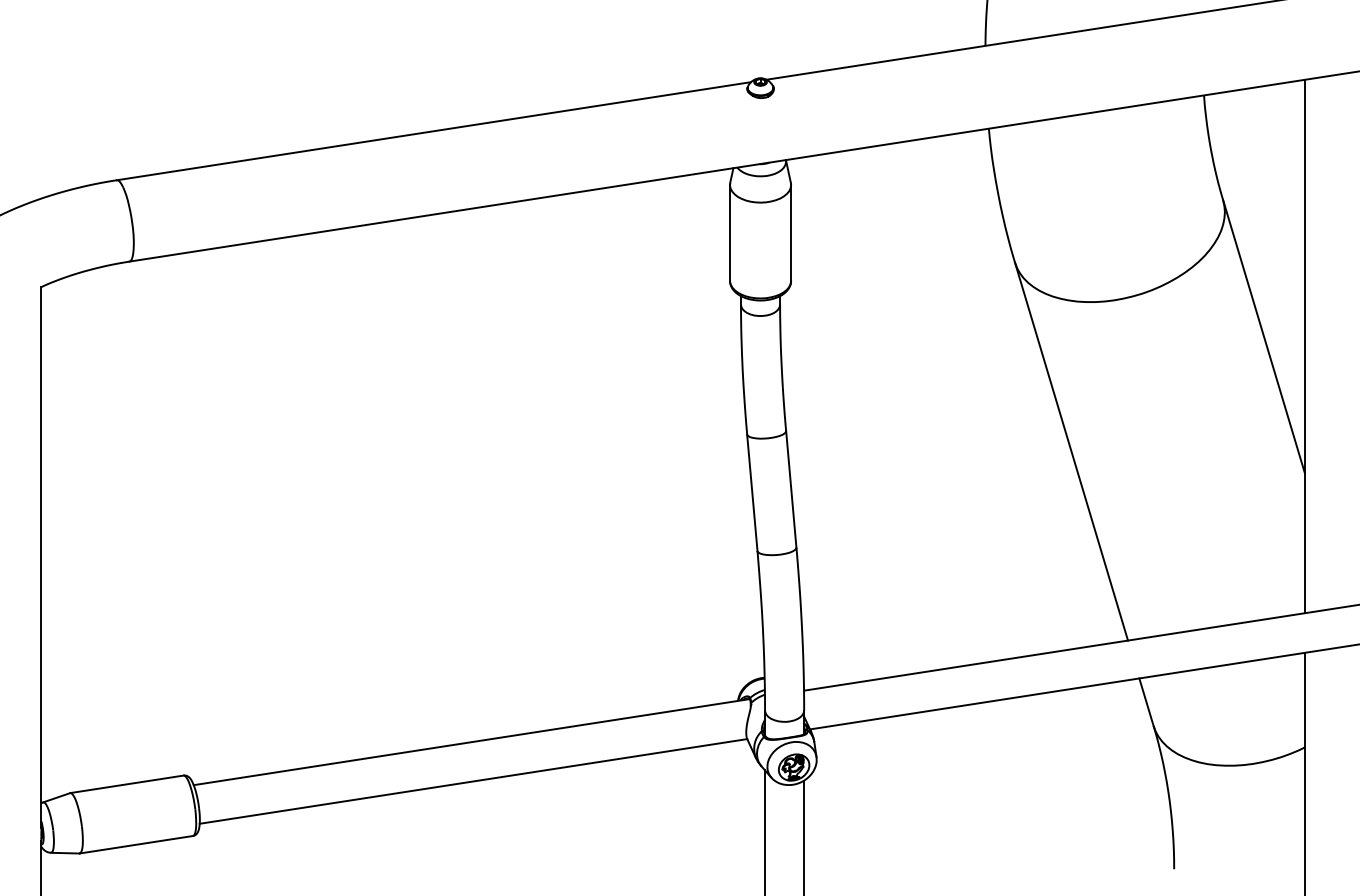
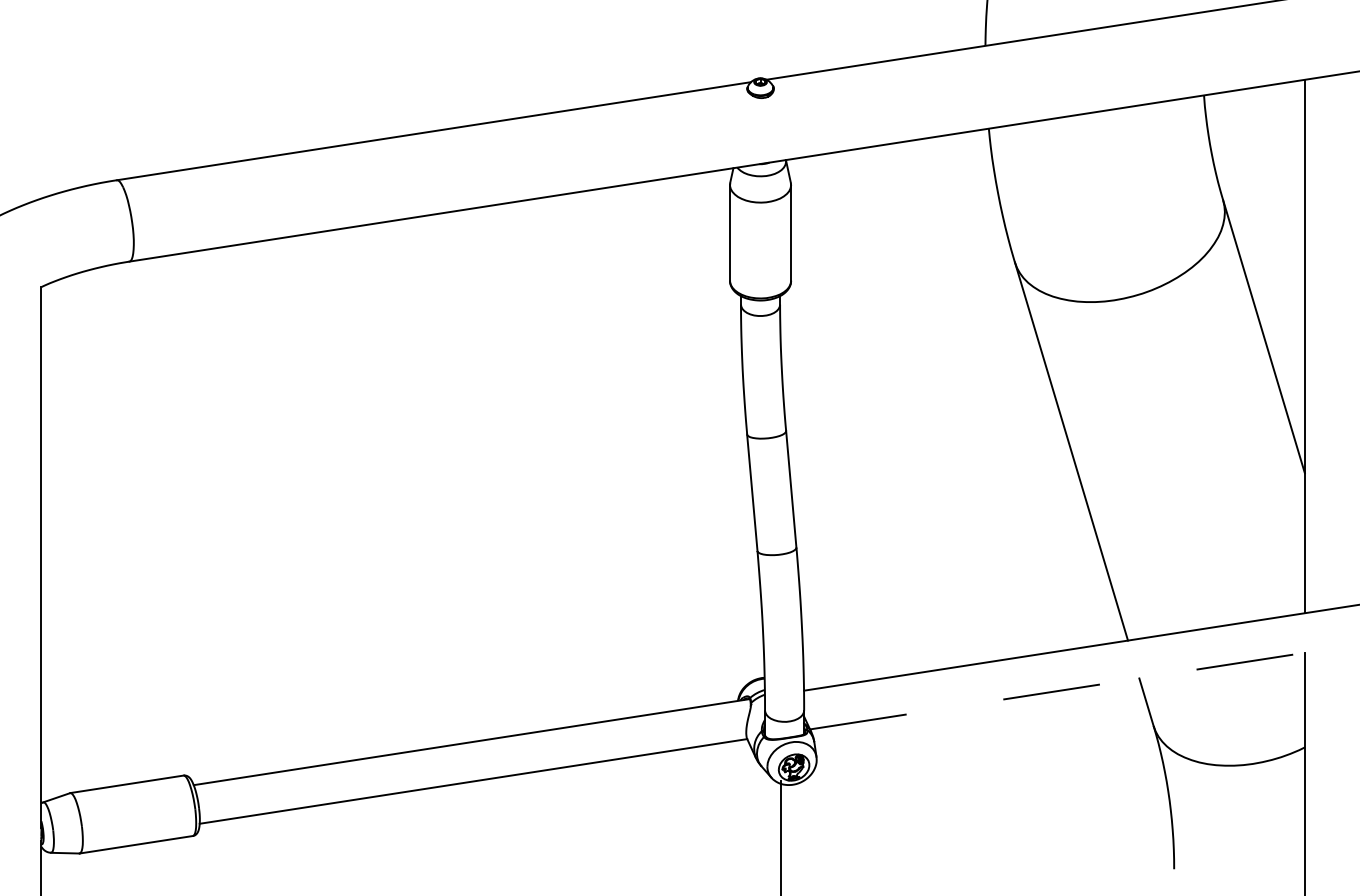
line: solid -> dashed (1085, 686)
line: present -> none (765, 831)
line position: (804, 836) -> (781, 836) (781, 836)
